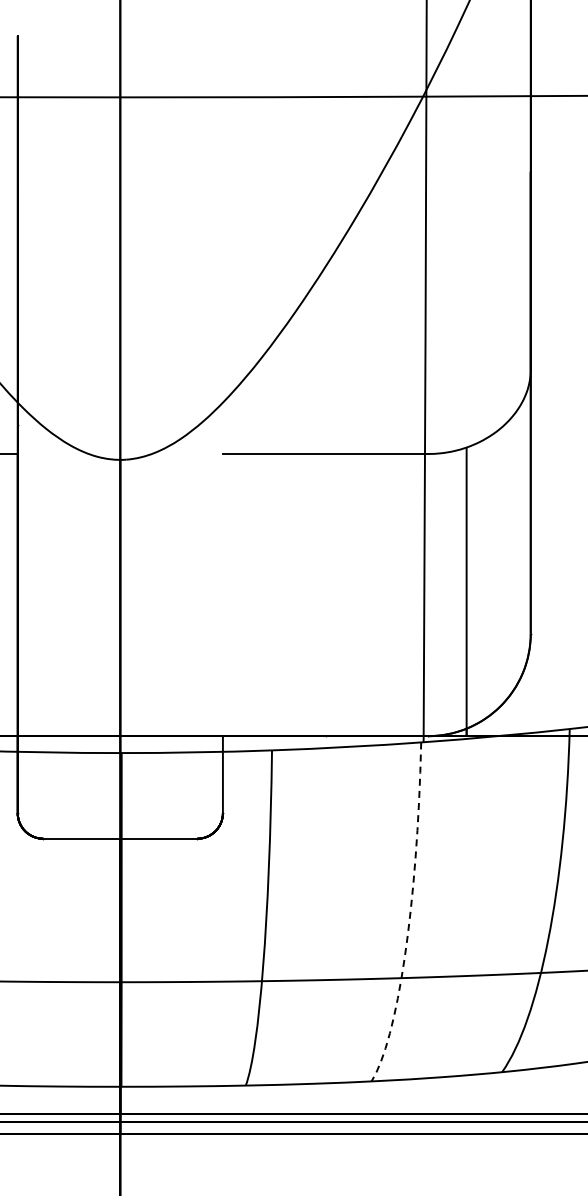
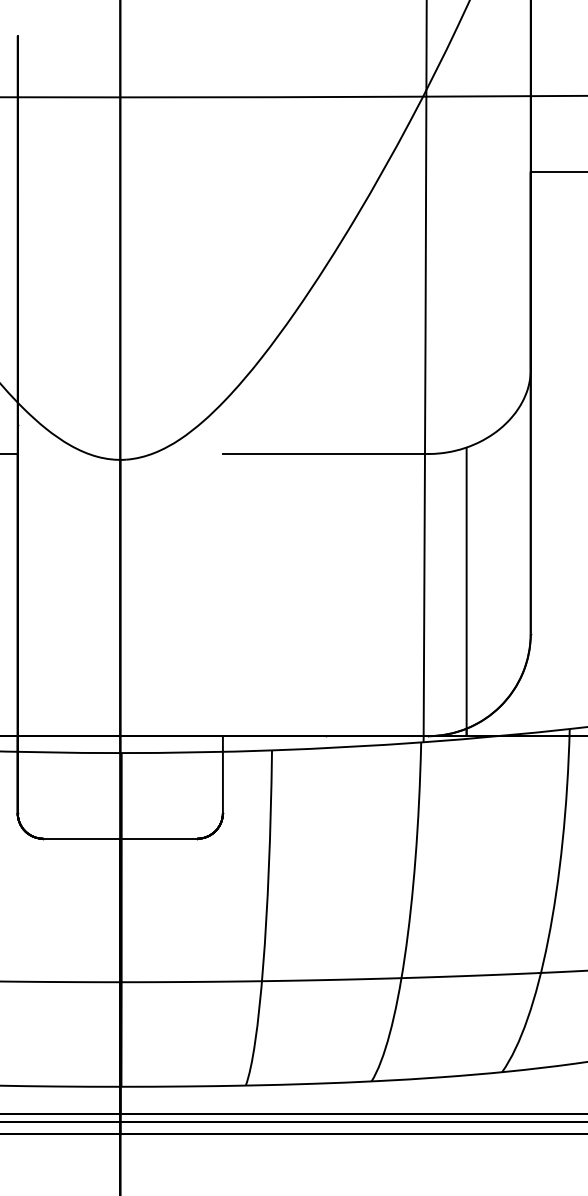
line: none -> present (557, 171)
arc: dashed -> solid (409, 922)
